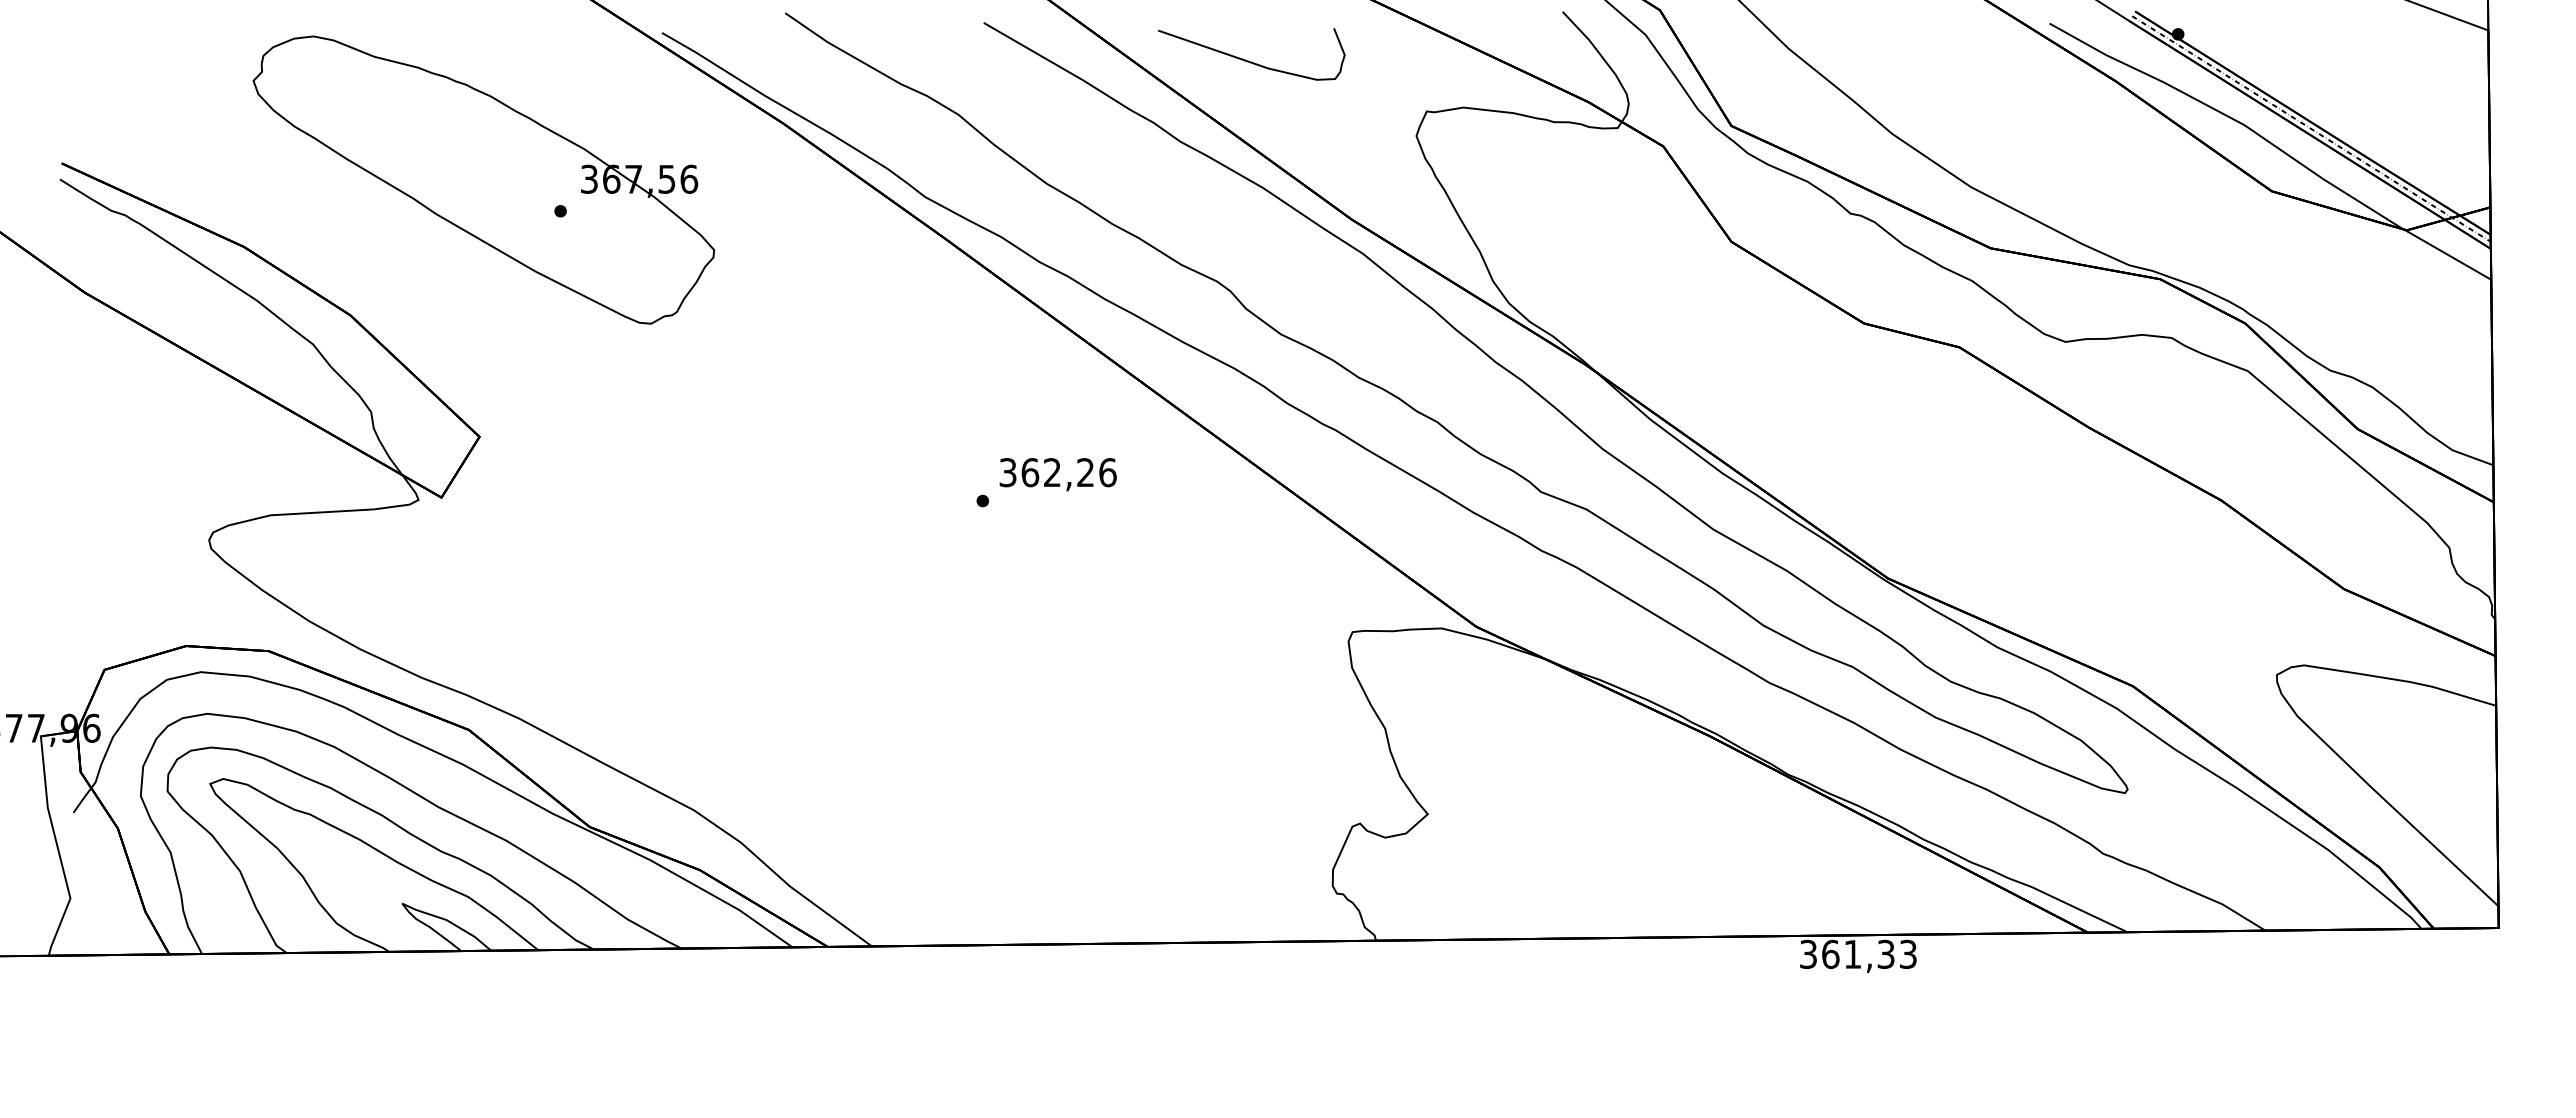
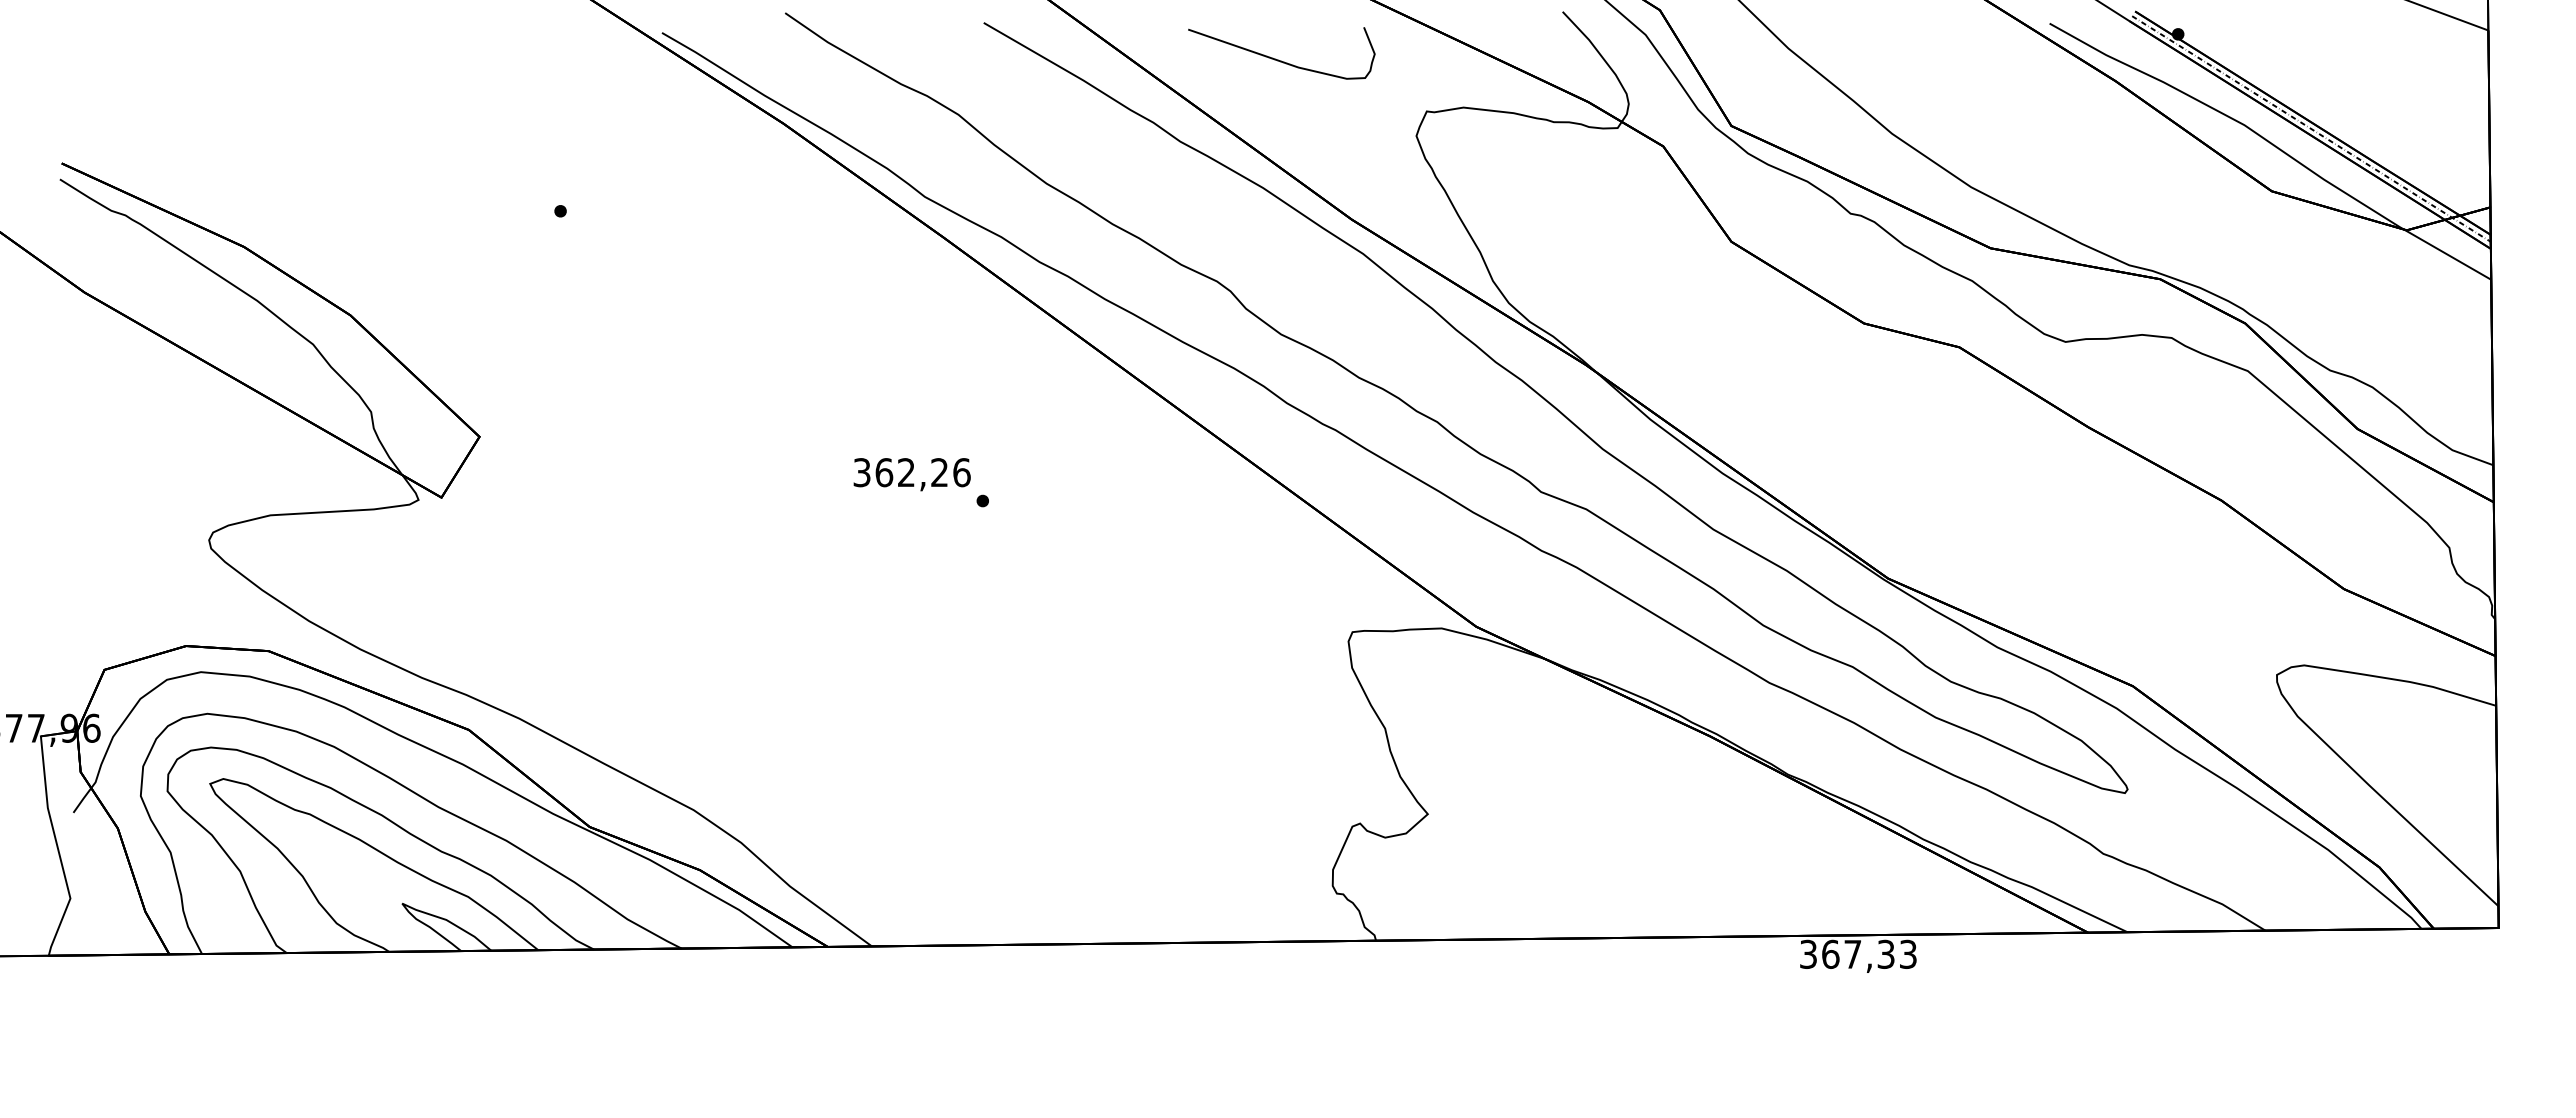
curve position: (1248, 60) -> (1278, 59) (1278, 59)
part: present -> none (483, 179)
text position: (1057, 474) -> (911, 474) (911, 474)
text: 361,33 -> 367,33 (1852, 954)
